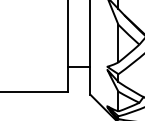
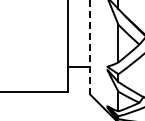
line: solid -> dashed (90, 47)
